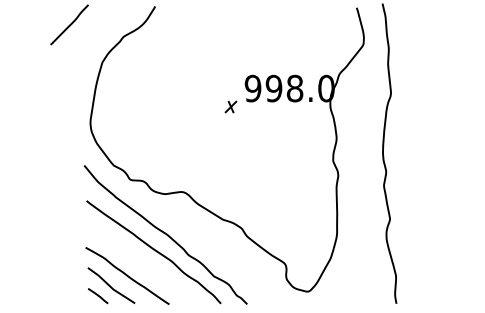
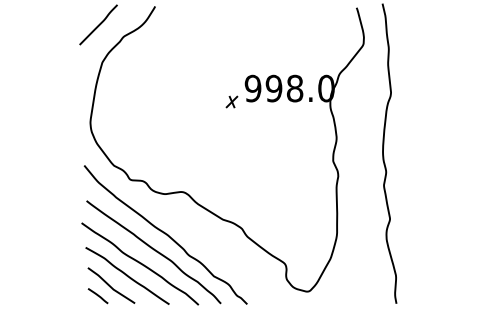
line position: (69, 24) -> (98, 24) (98, 24)
part position: (230, 106) -> (231, 101) (231, 101)
curve: none -> present (140, 263)
